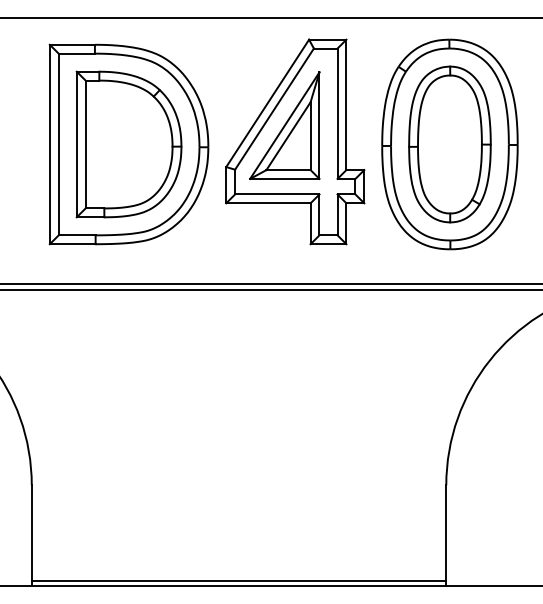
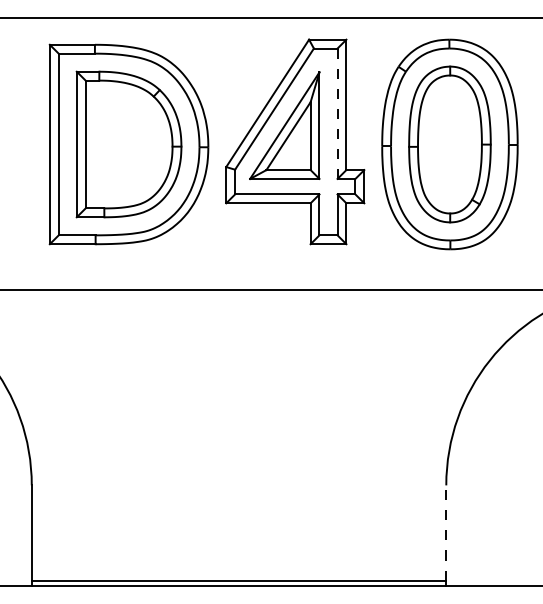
line: solid -> dashed (337, 114)
line: present -> none (270, 284)
line: solid -> dashed (446, 533)
